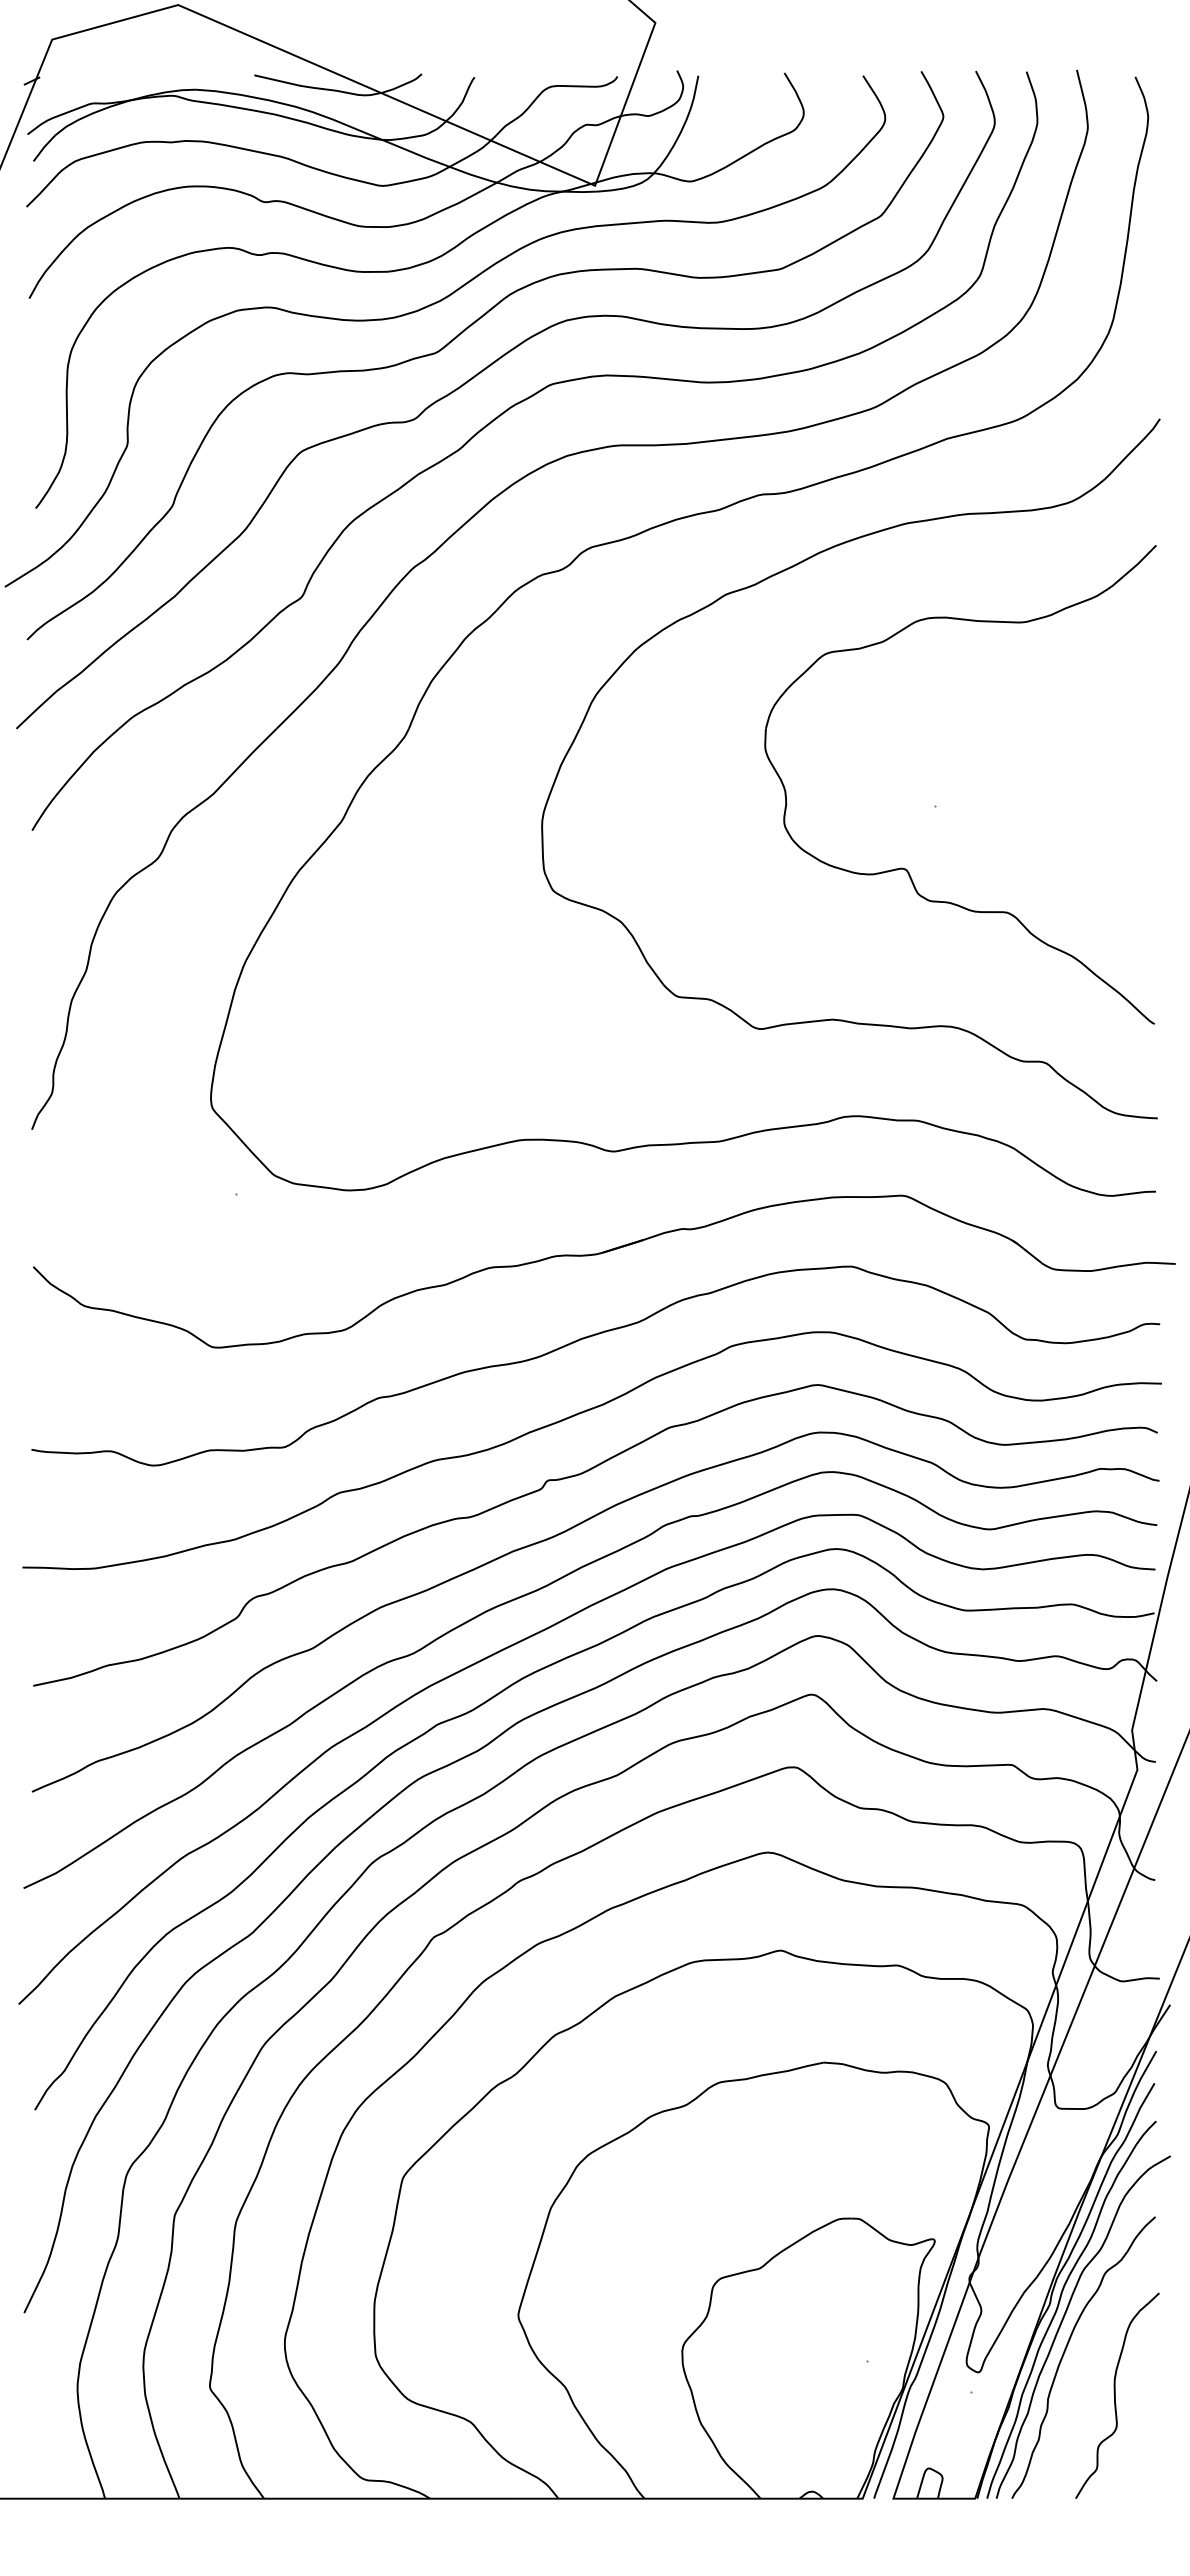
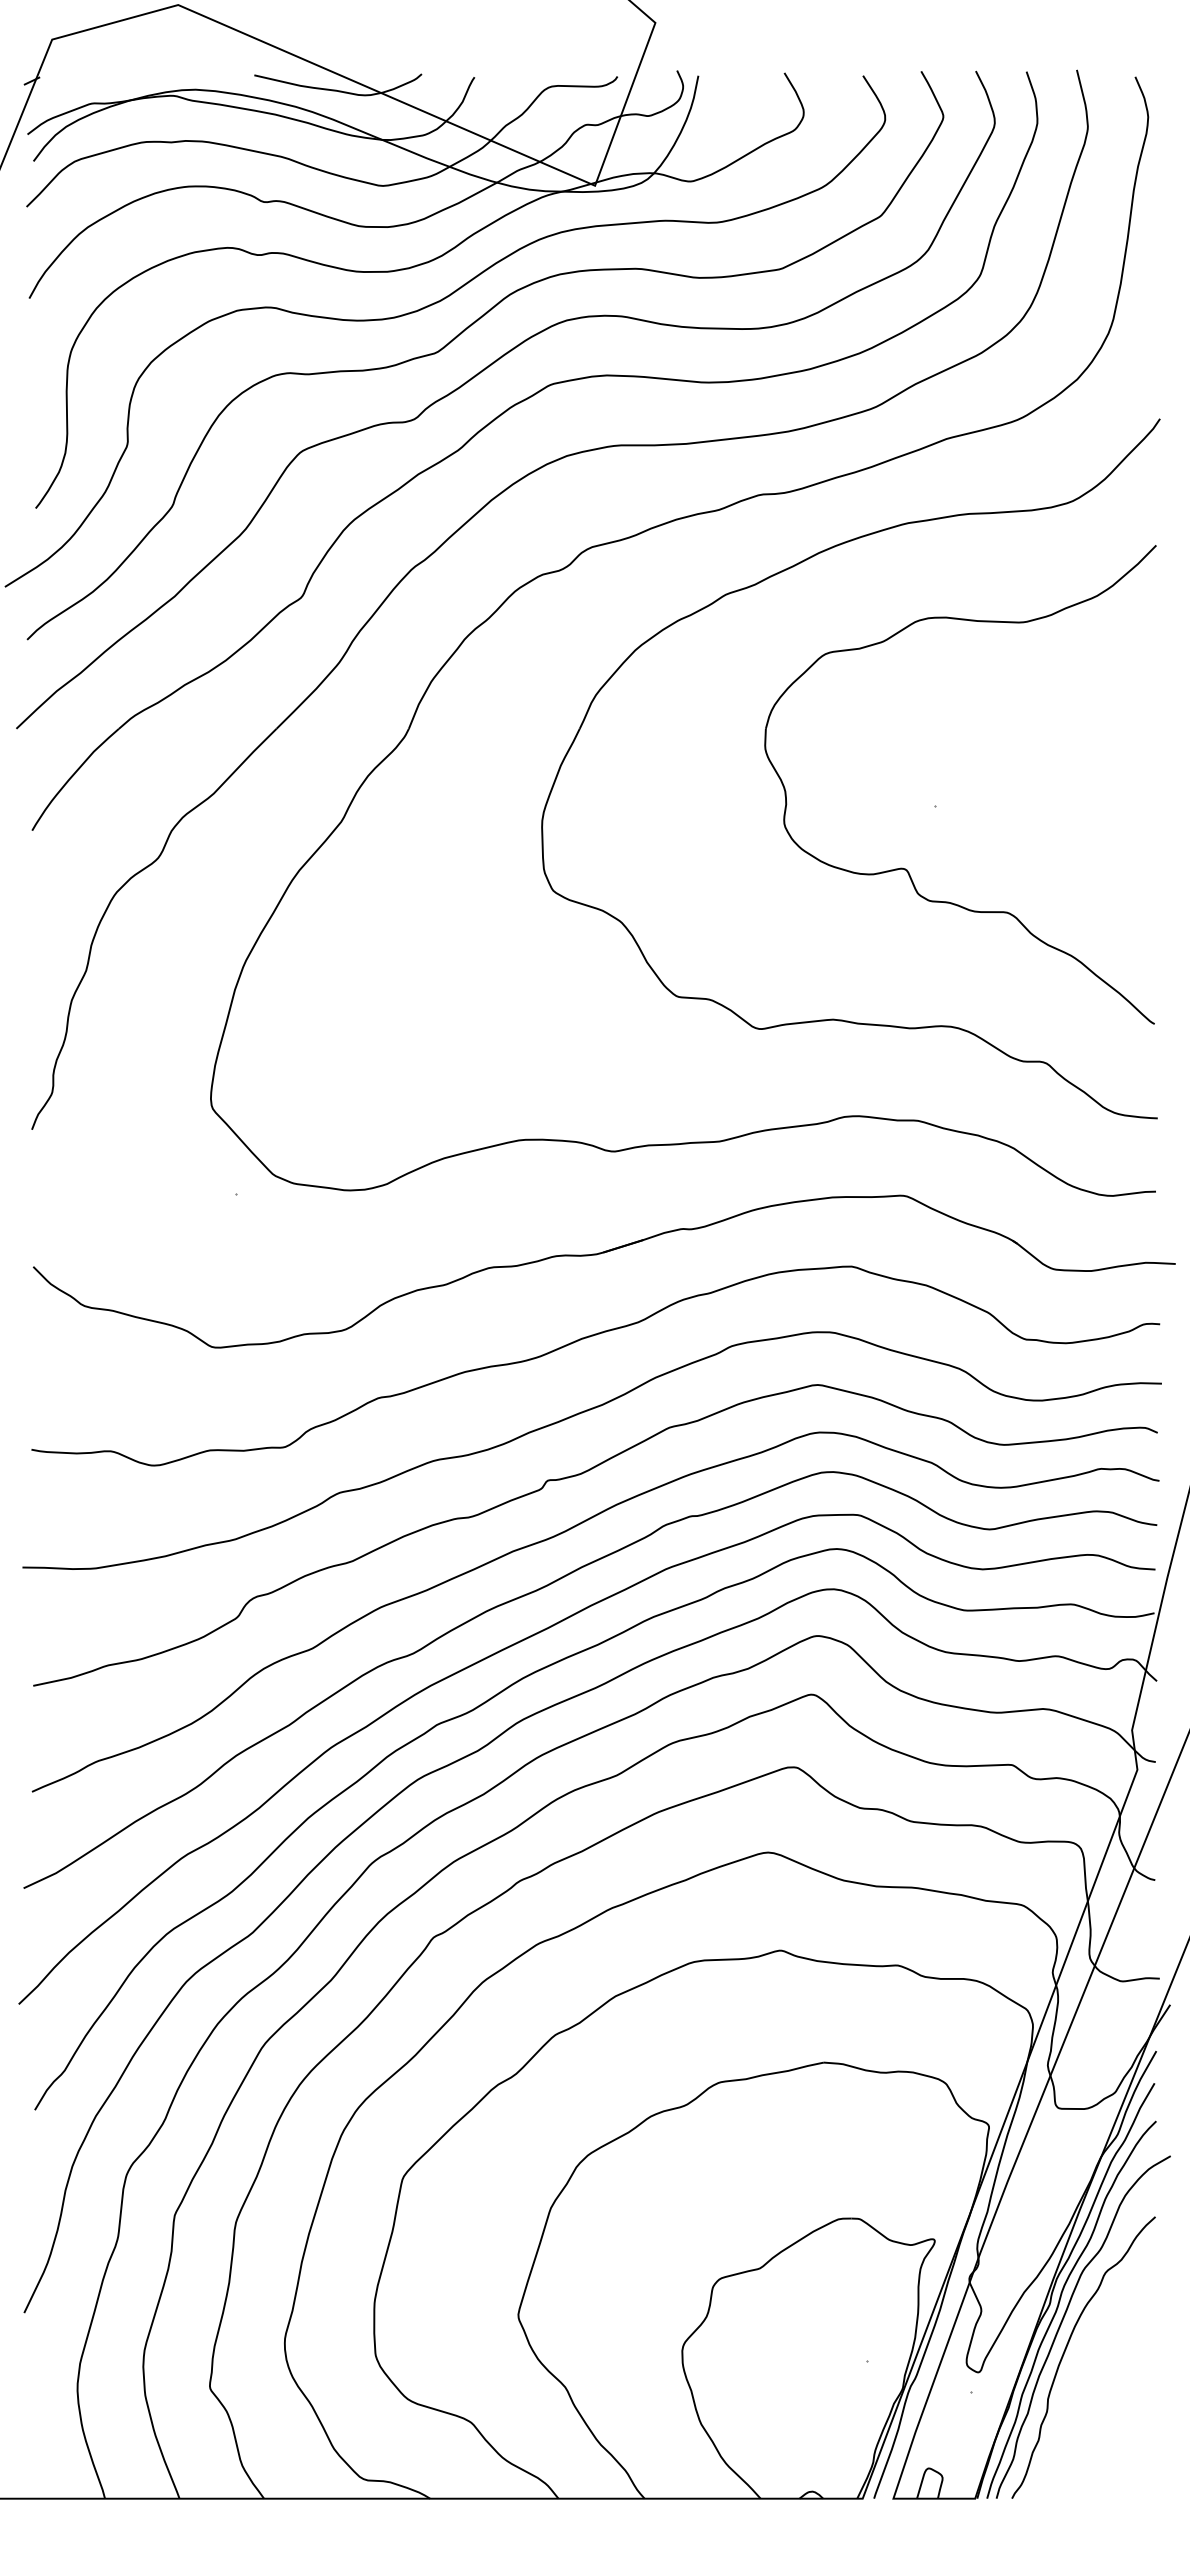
curve: present -> none (1115, 2395)
